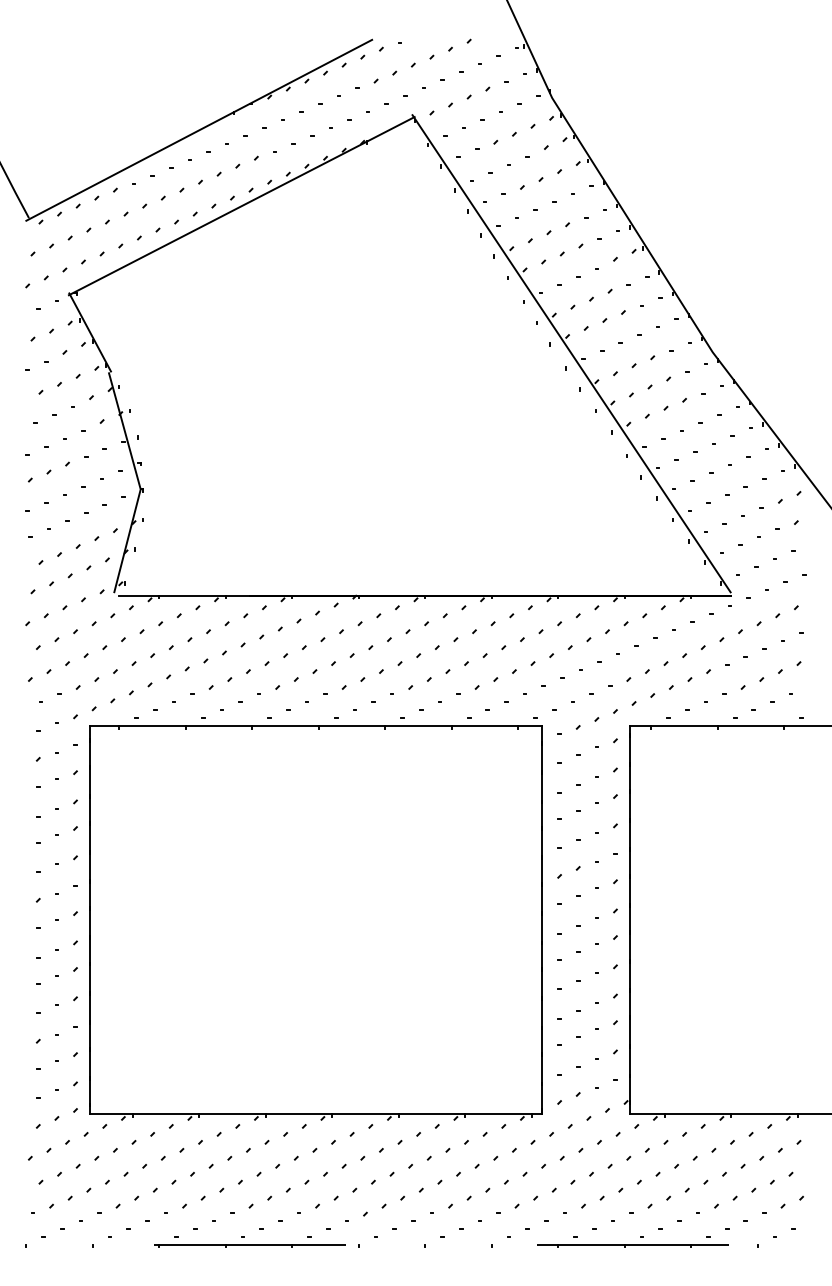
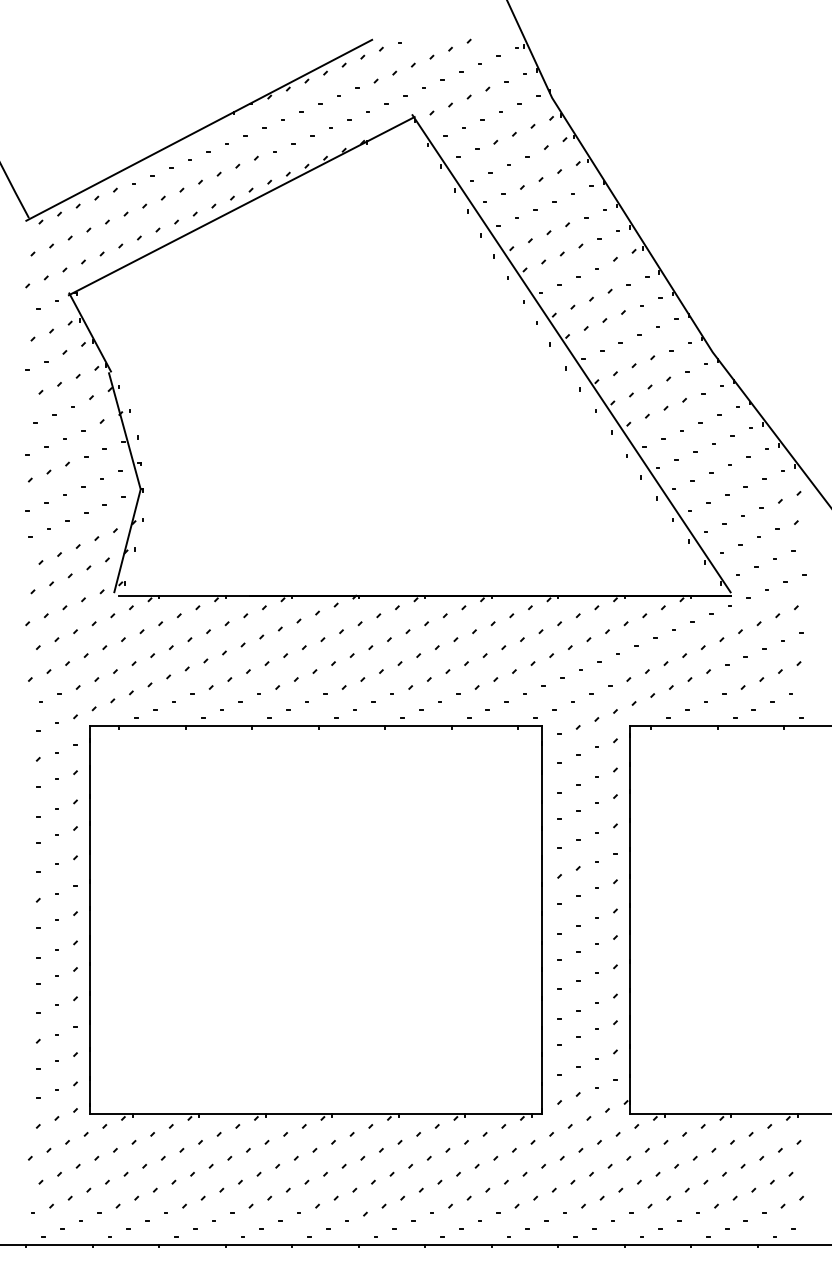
line: dashed -> solid (416, 1244)
